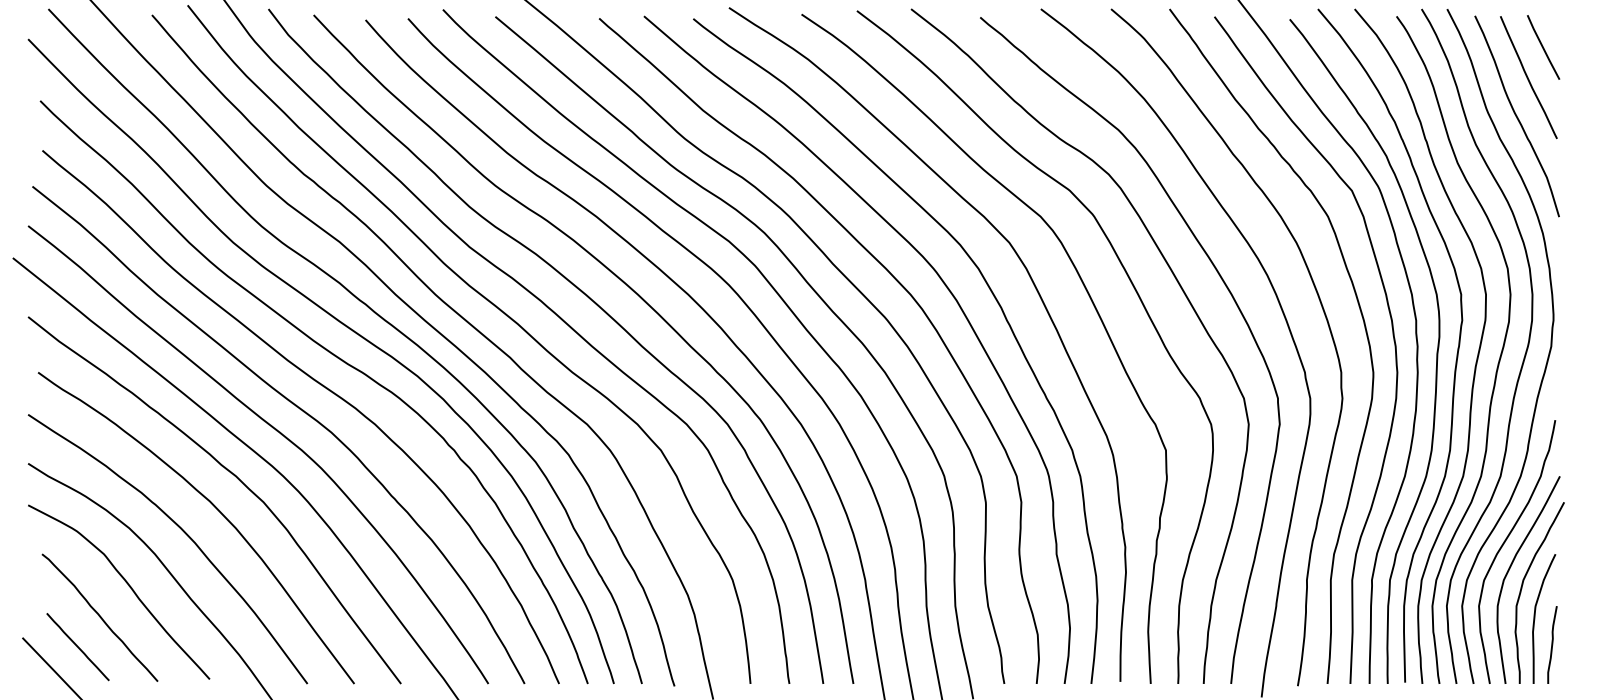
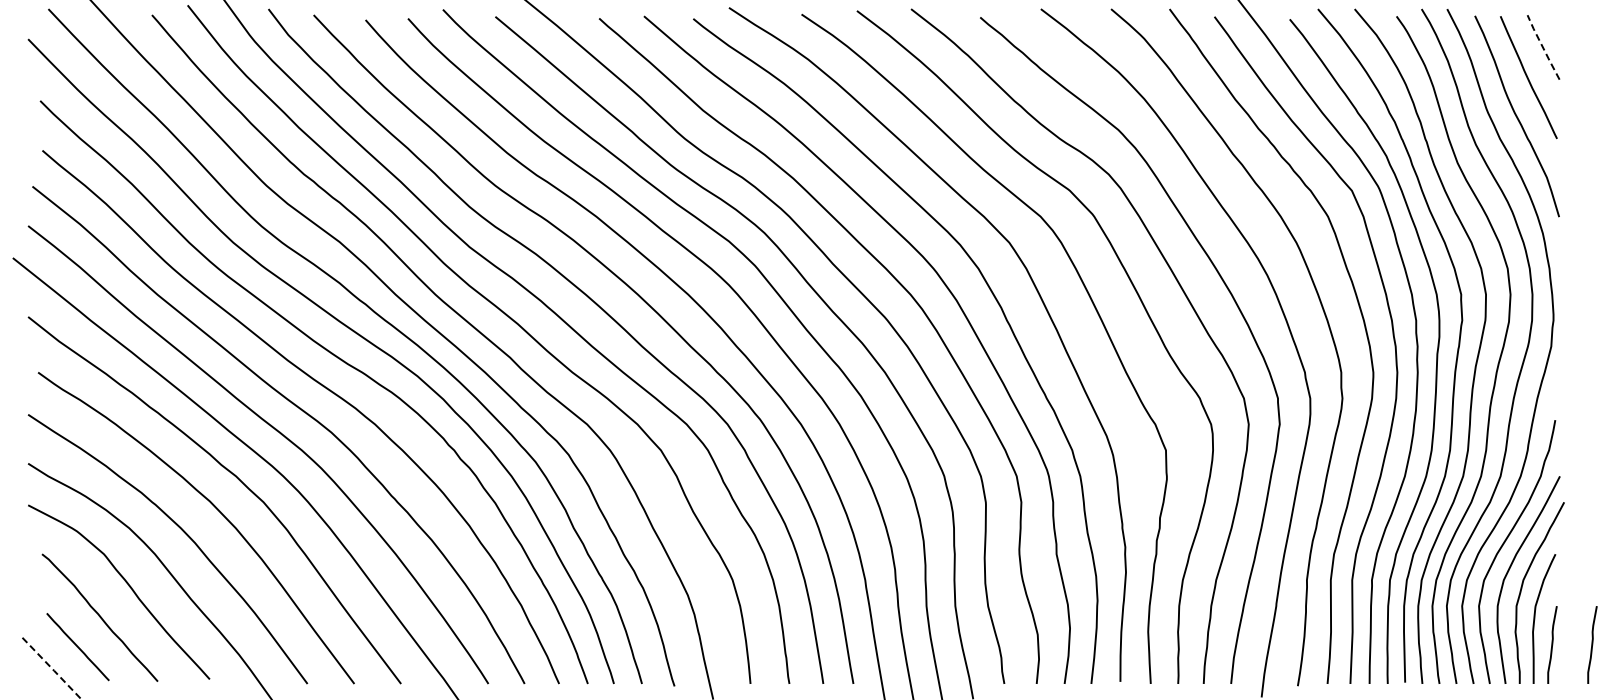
line: solid -> dashed (1543, 47)
curve: none -> present (1592, 644)
line: solid -> dashed (52, 669)
